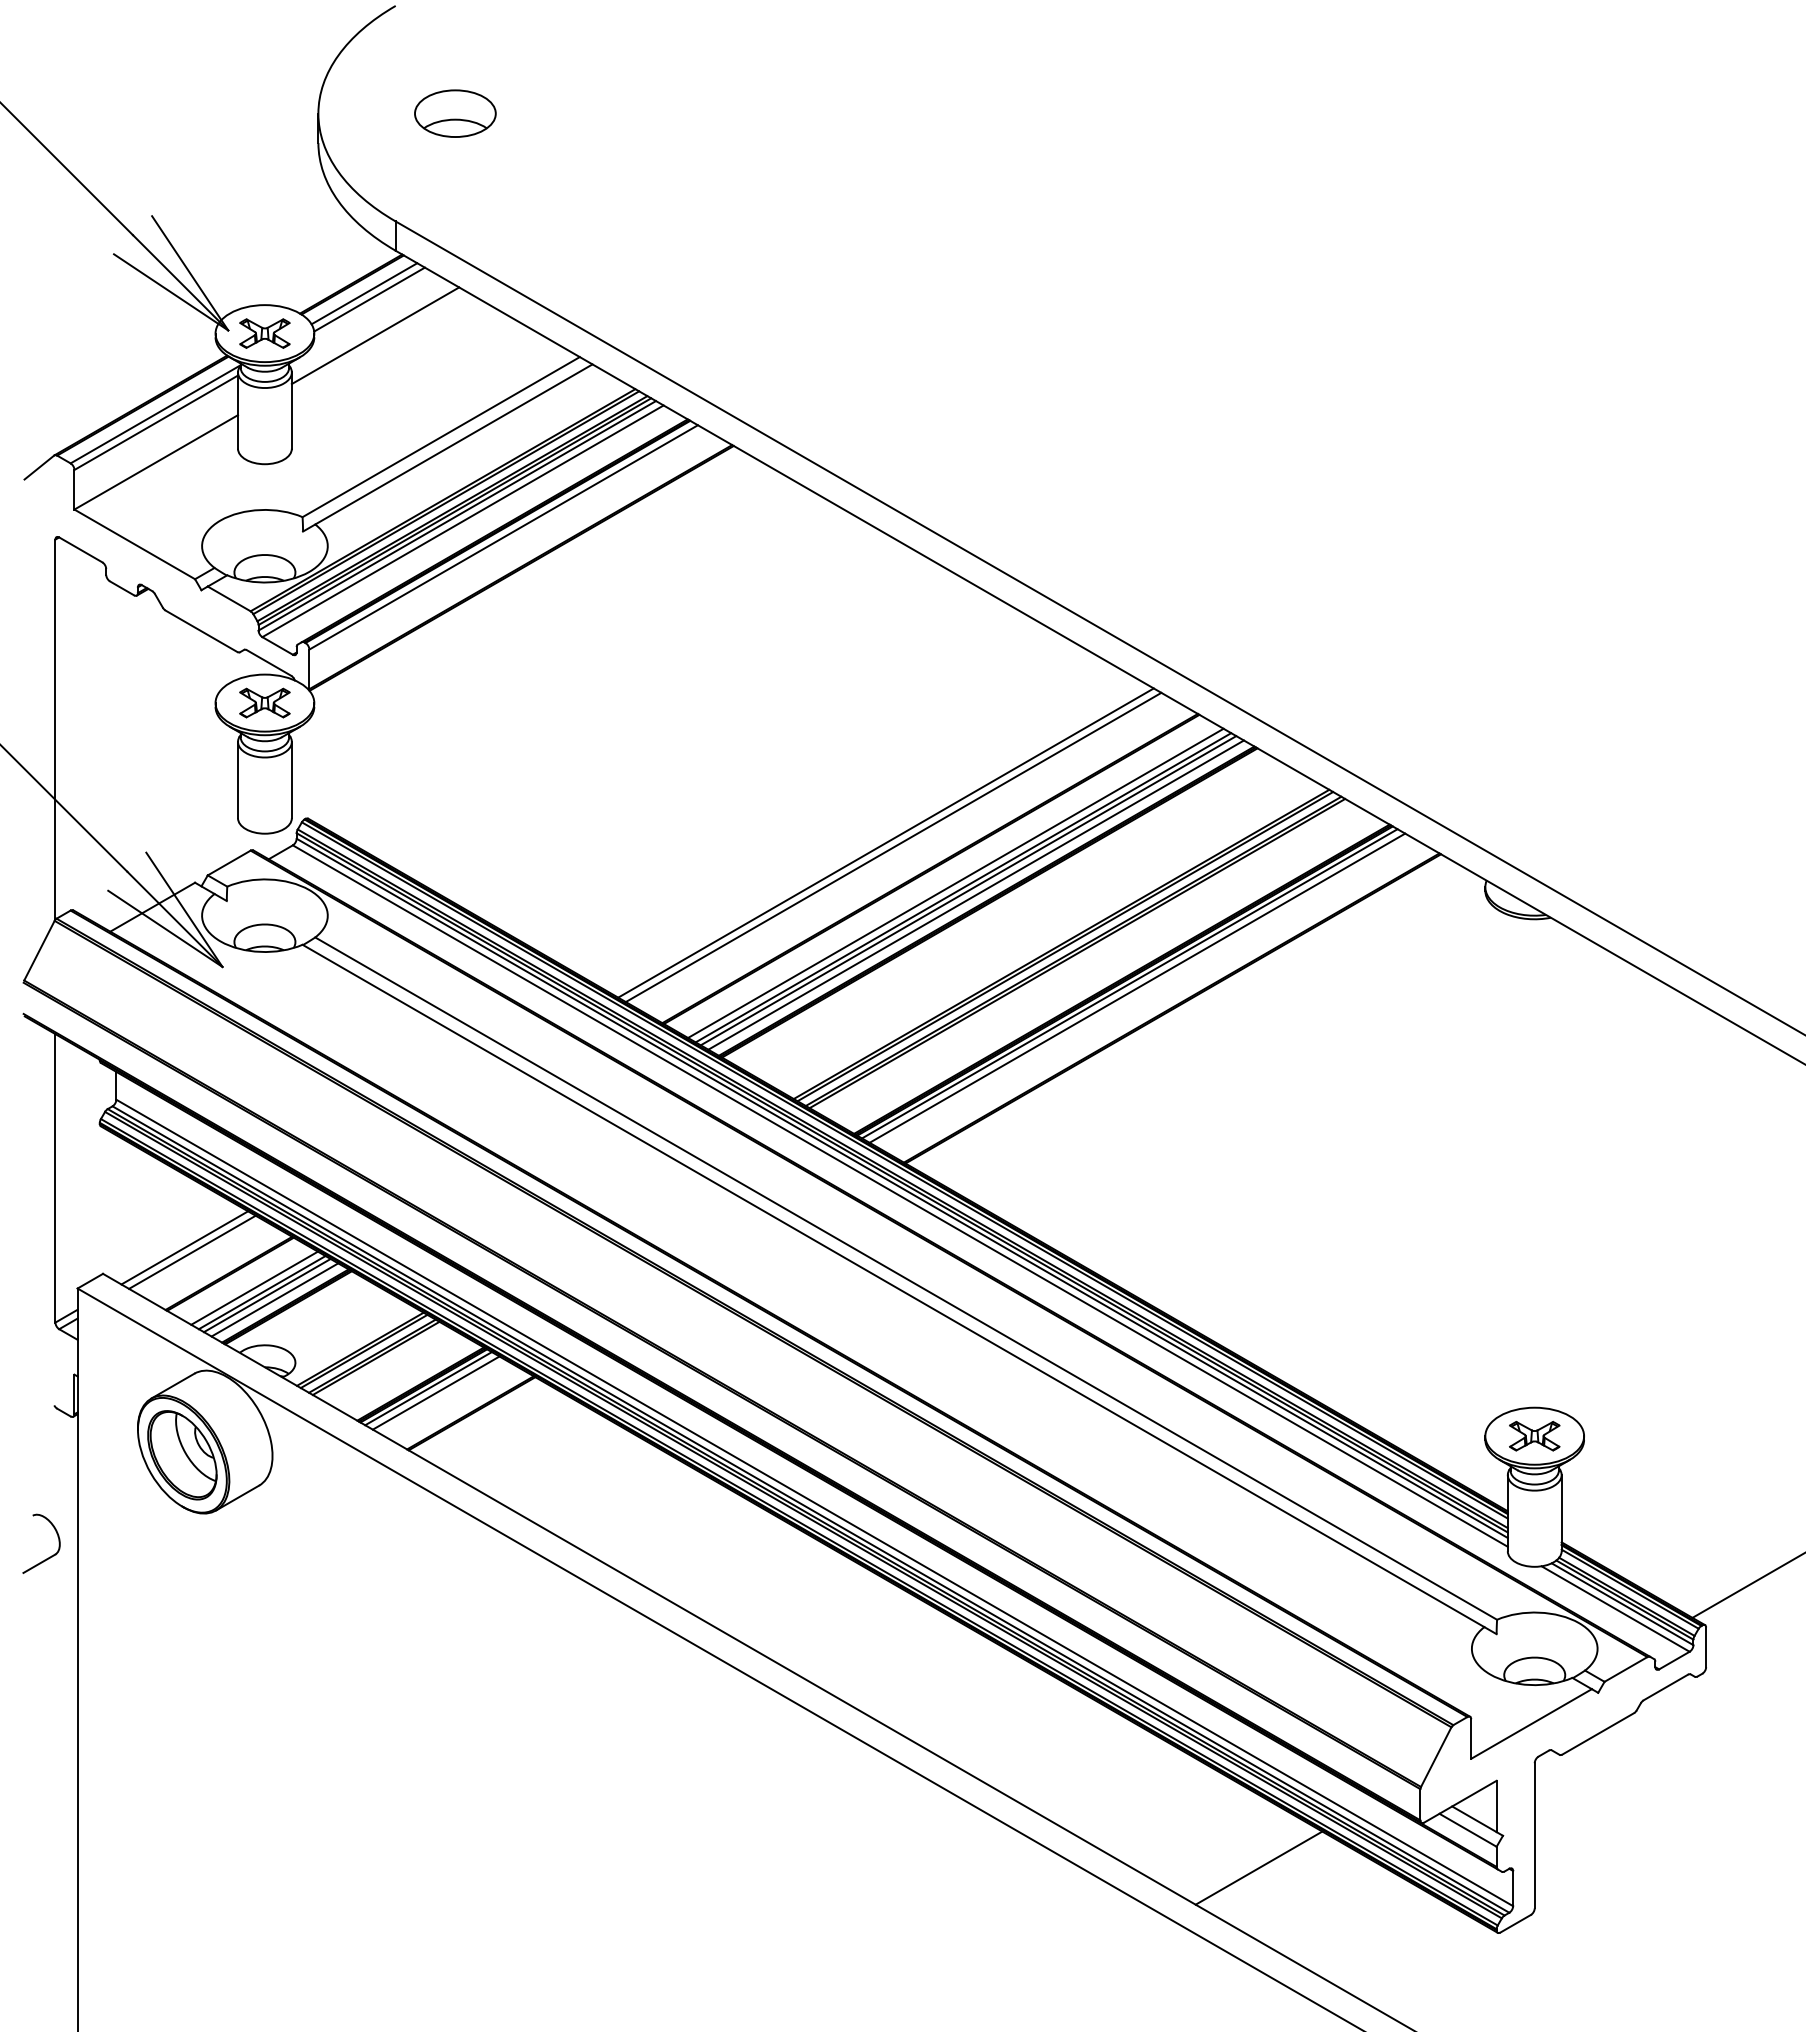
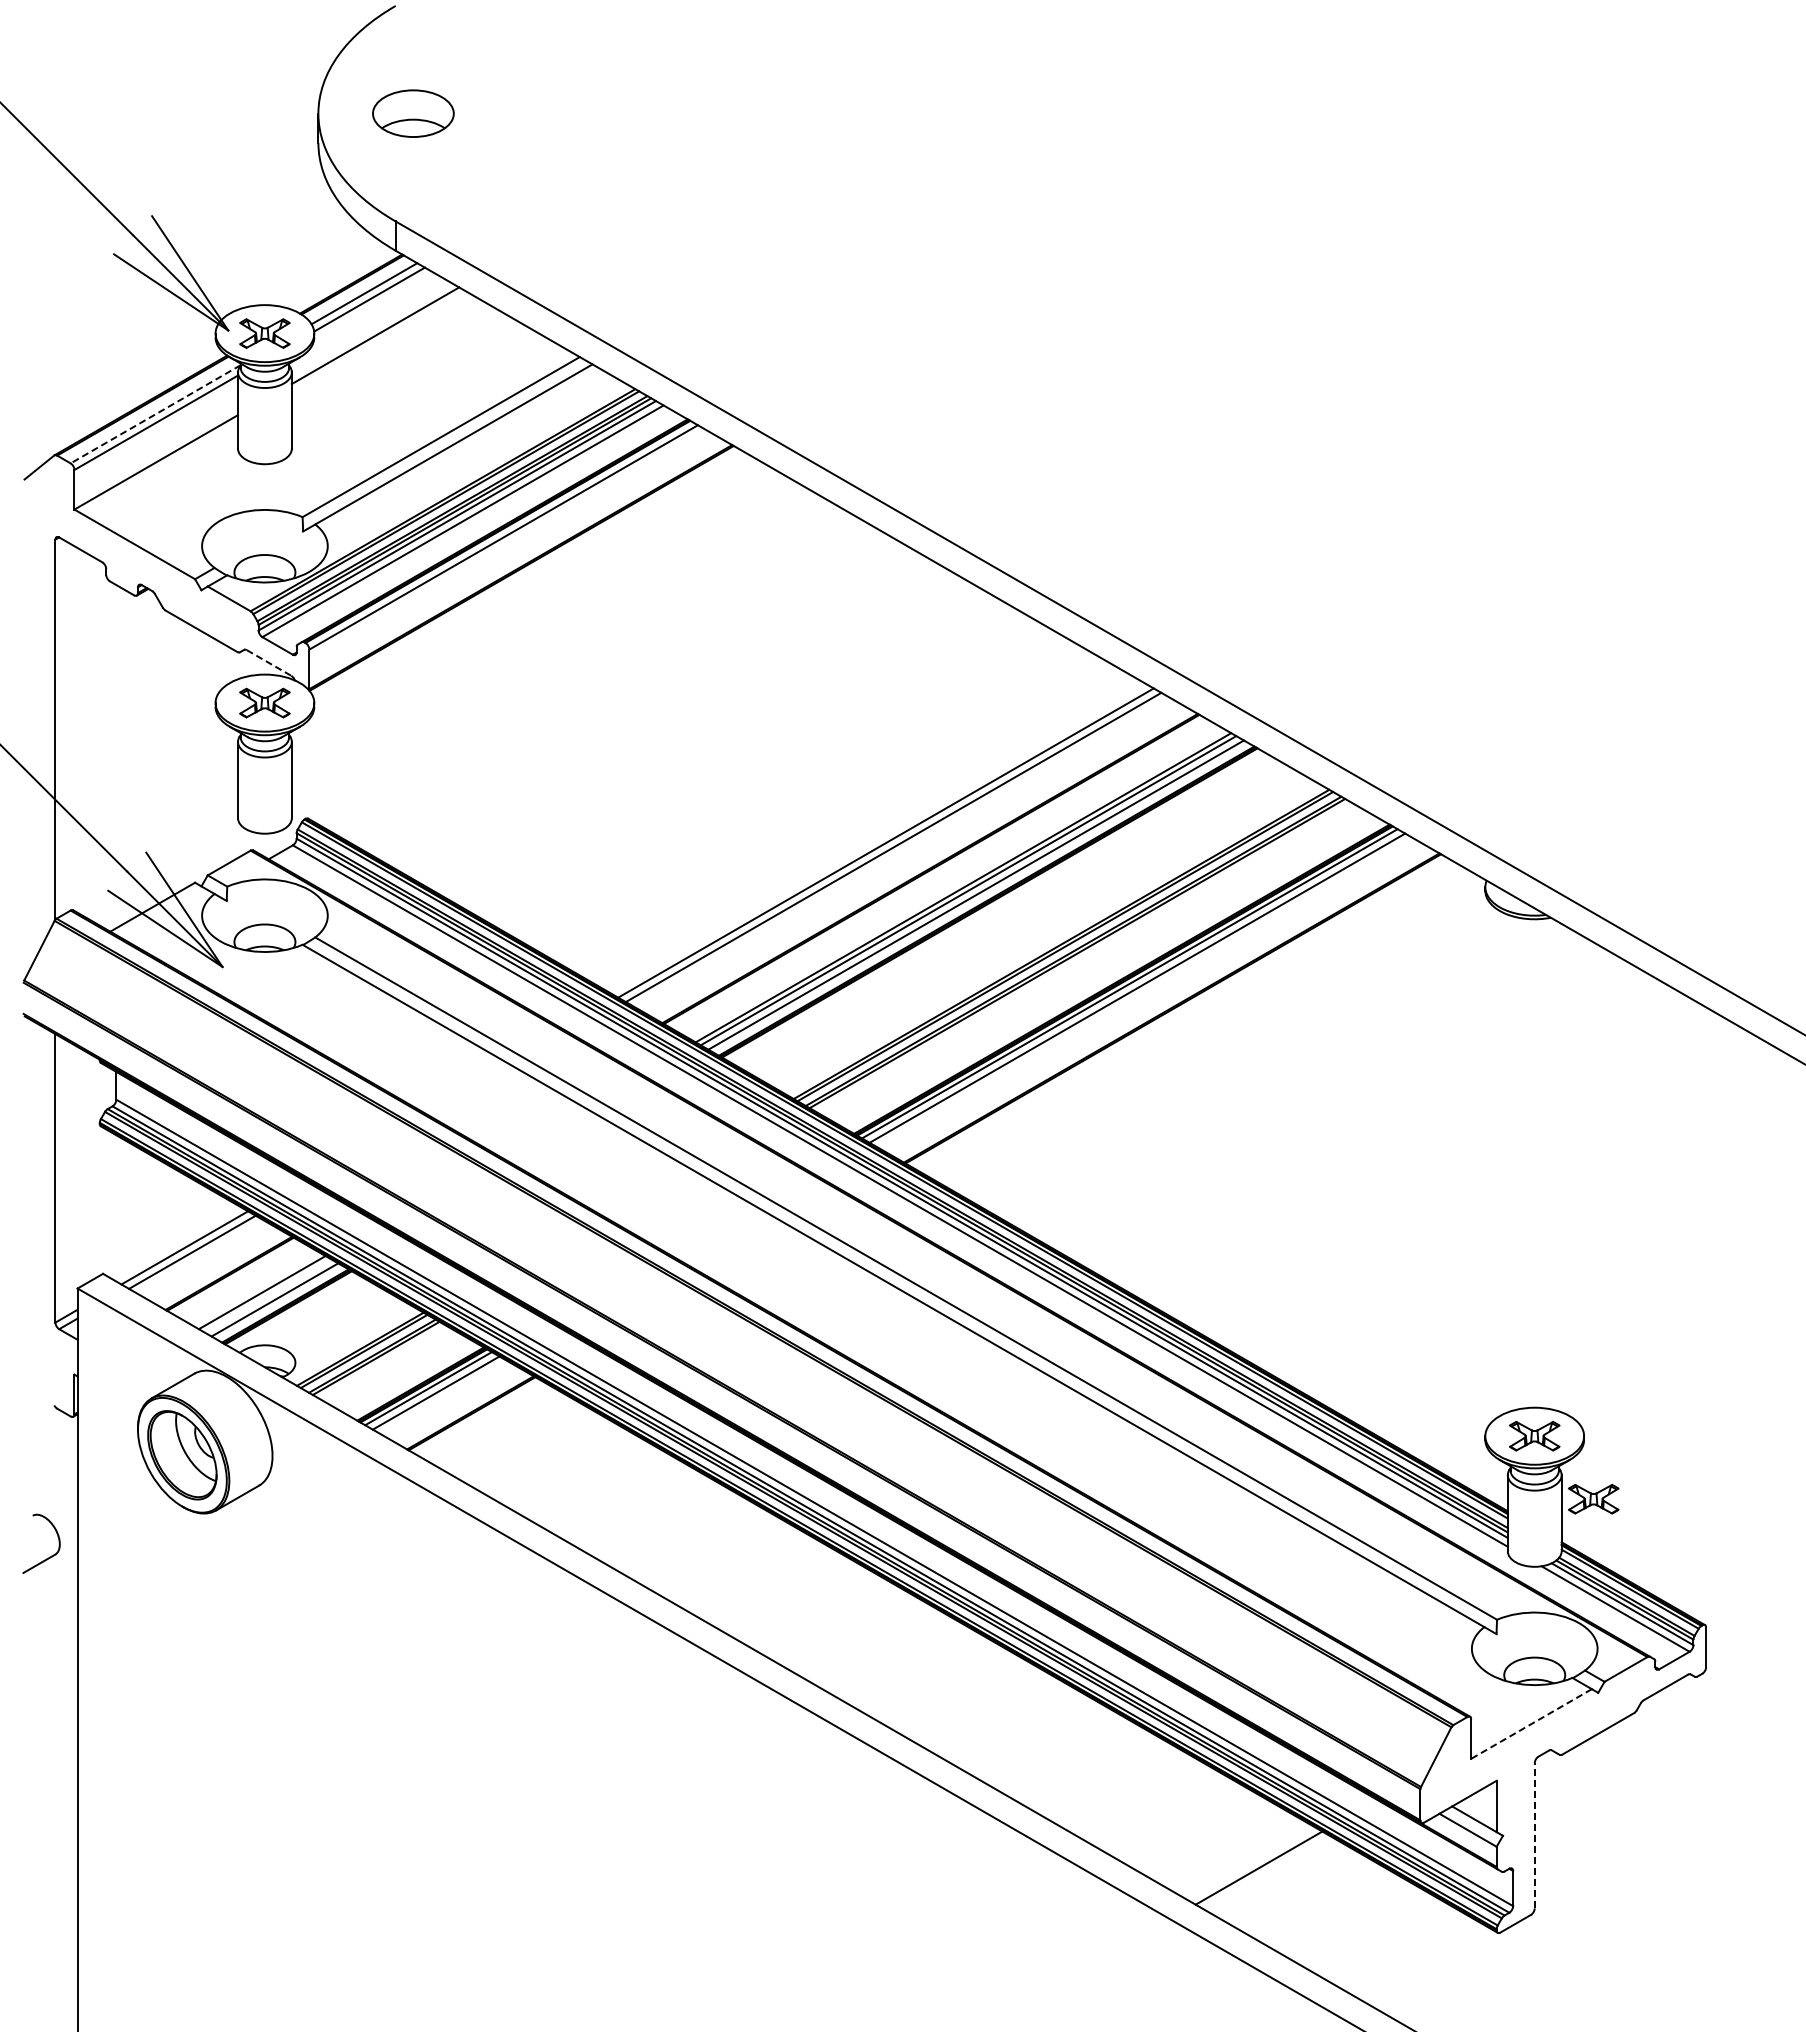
part position: (455, 113) -> (413, 113) (413, 113)
line: solid -> dashed (155, 414)
line: solid -> dashed (269, 662)
line: present -> none (955, 882)
line: present -> none (254, 1287)
line: present -> none (266, 1295)
part: none -> present (1593, 1499)
line: present -> none (1747, 1585)
line: solid -> dashed (1531, 1723)
line: solid -> dashed (1534, 1835)
